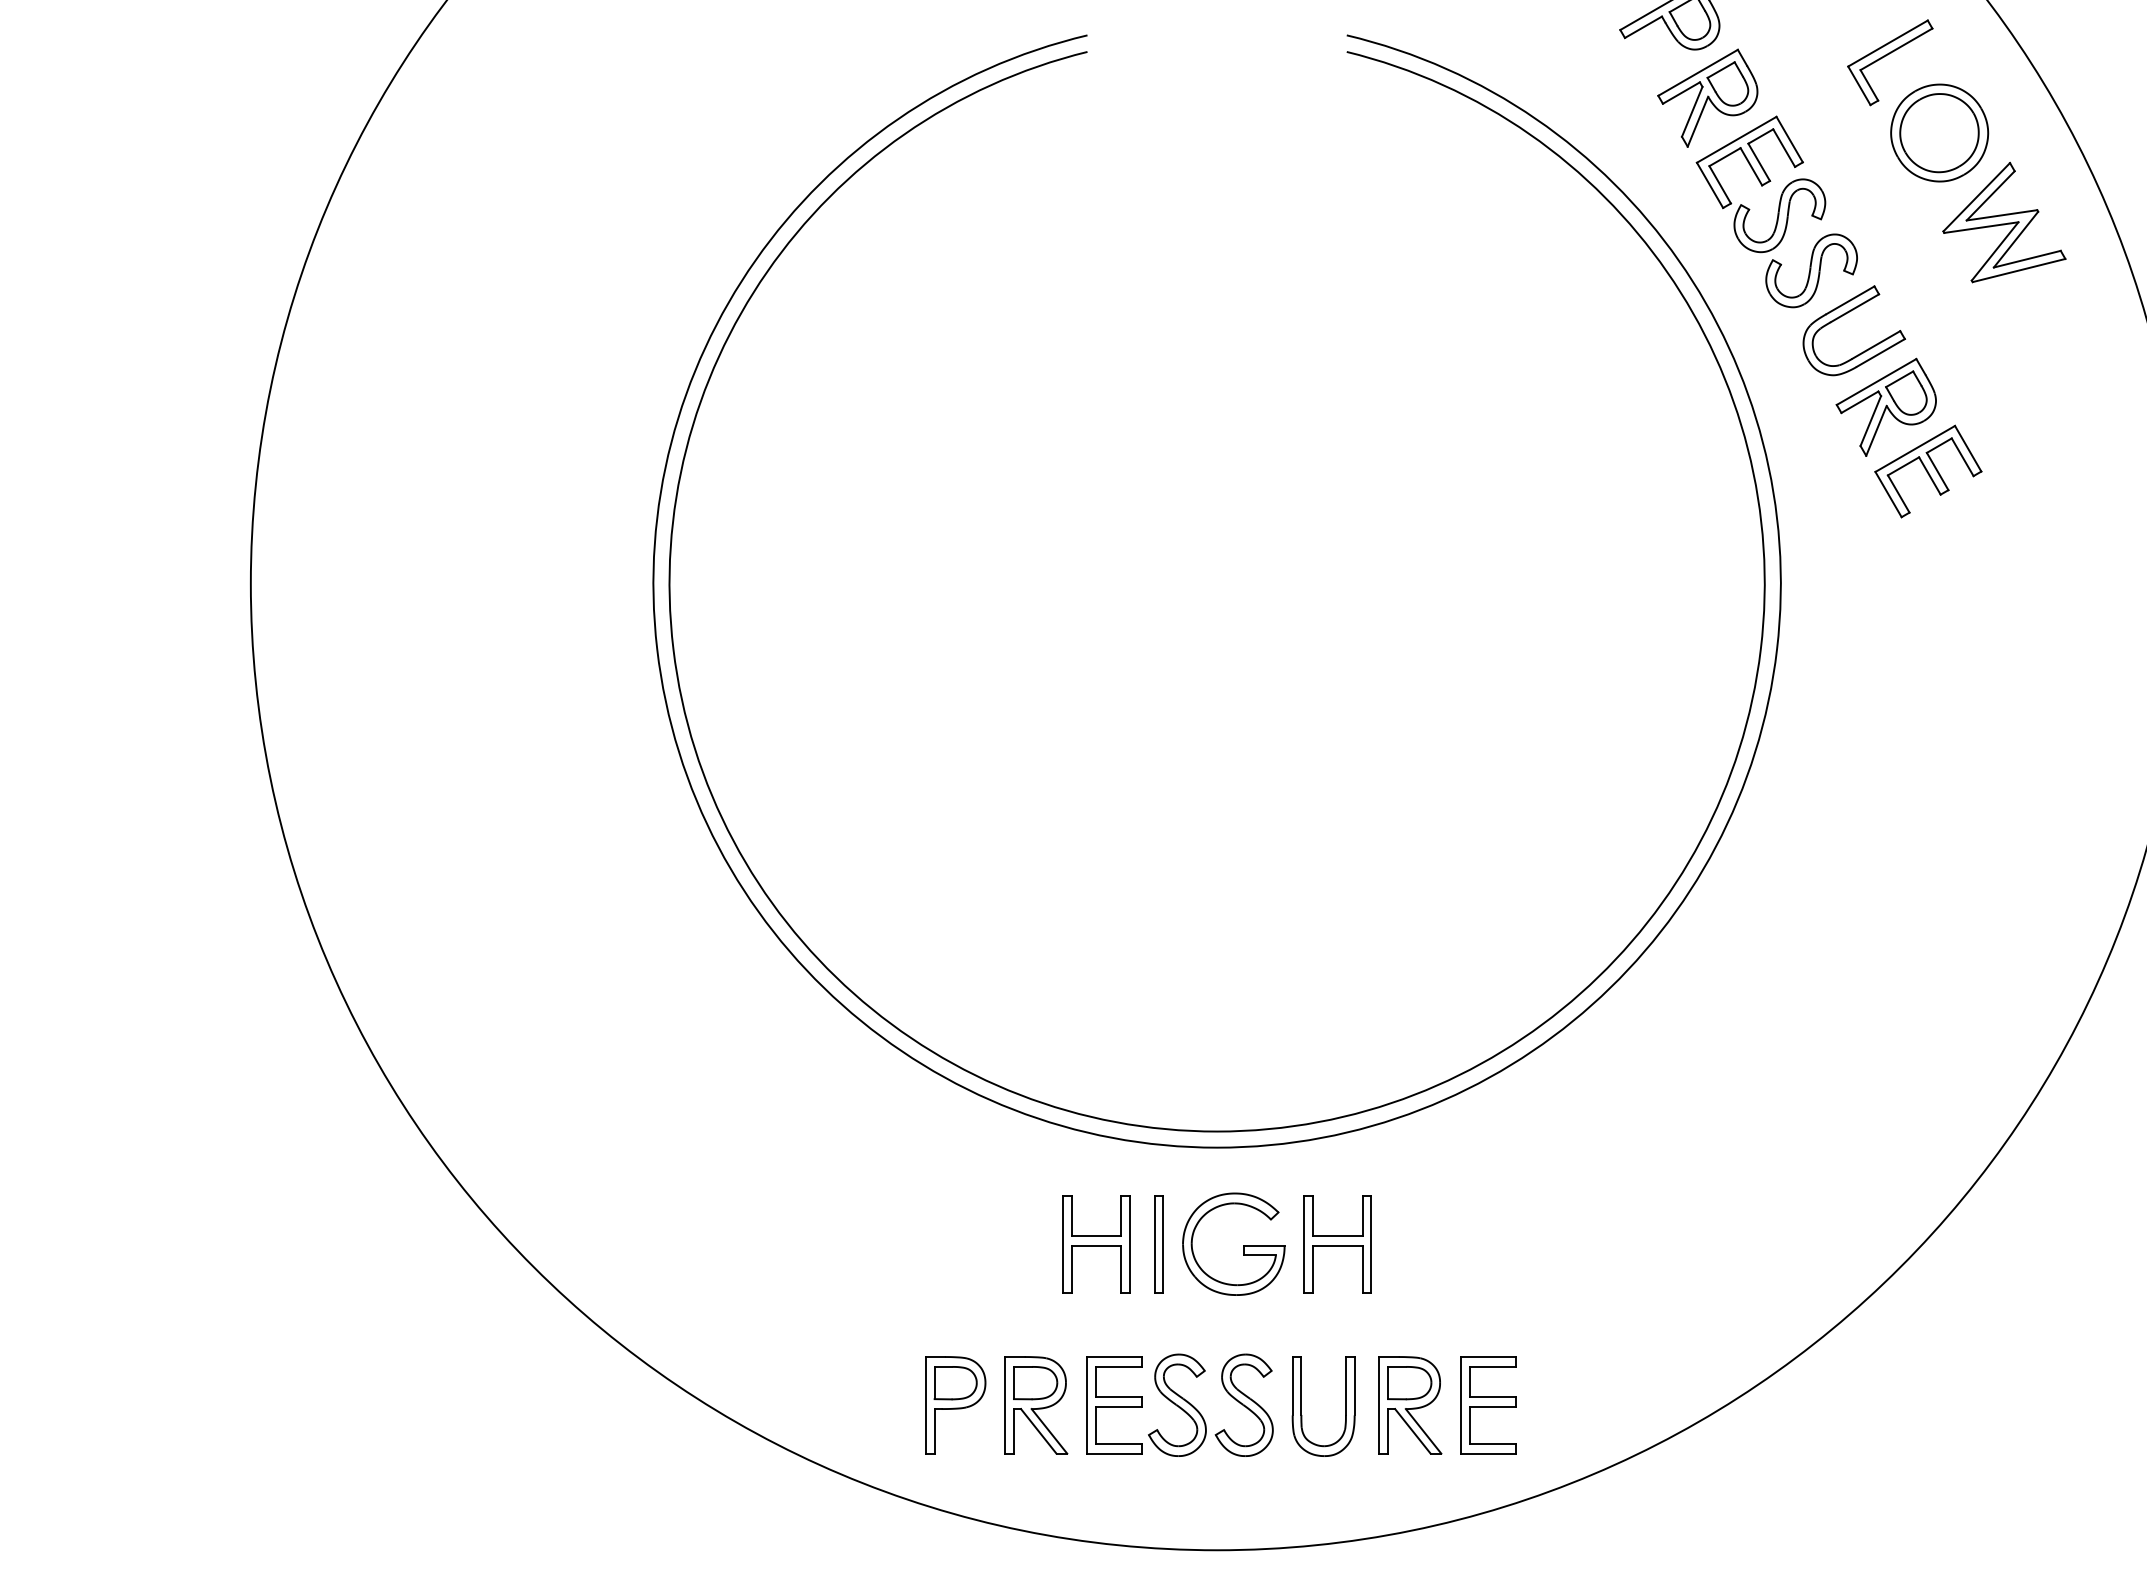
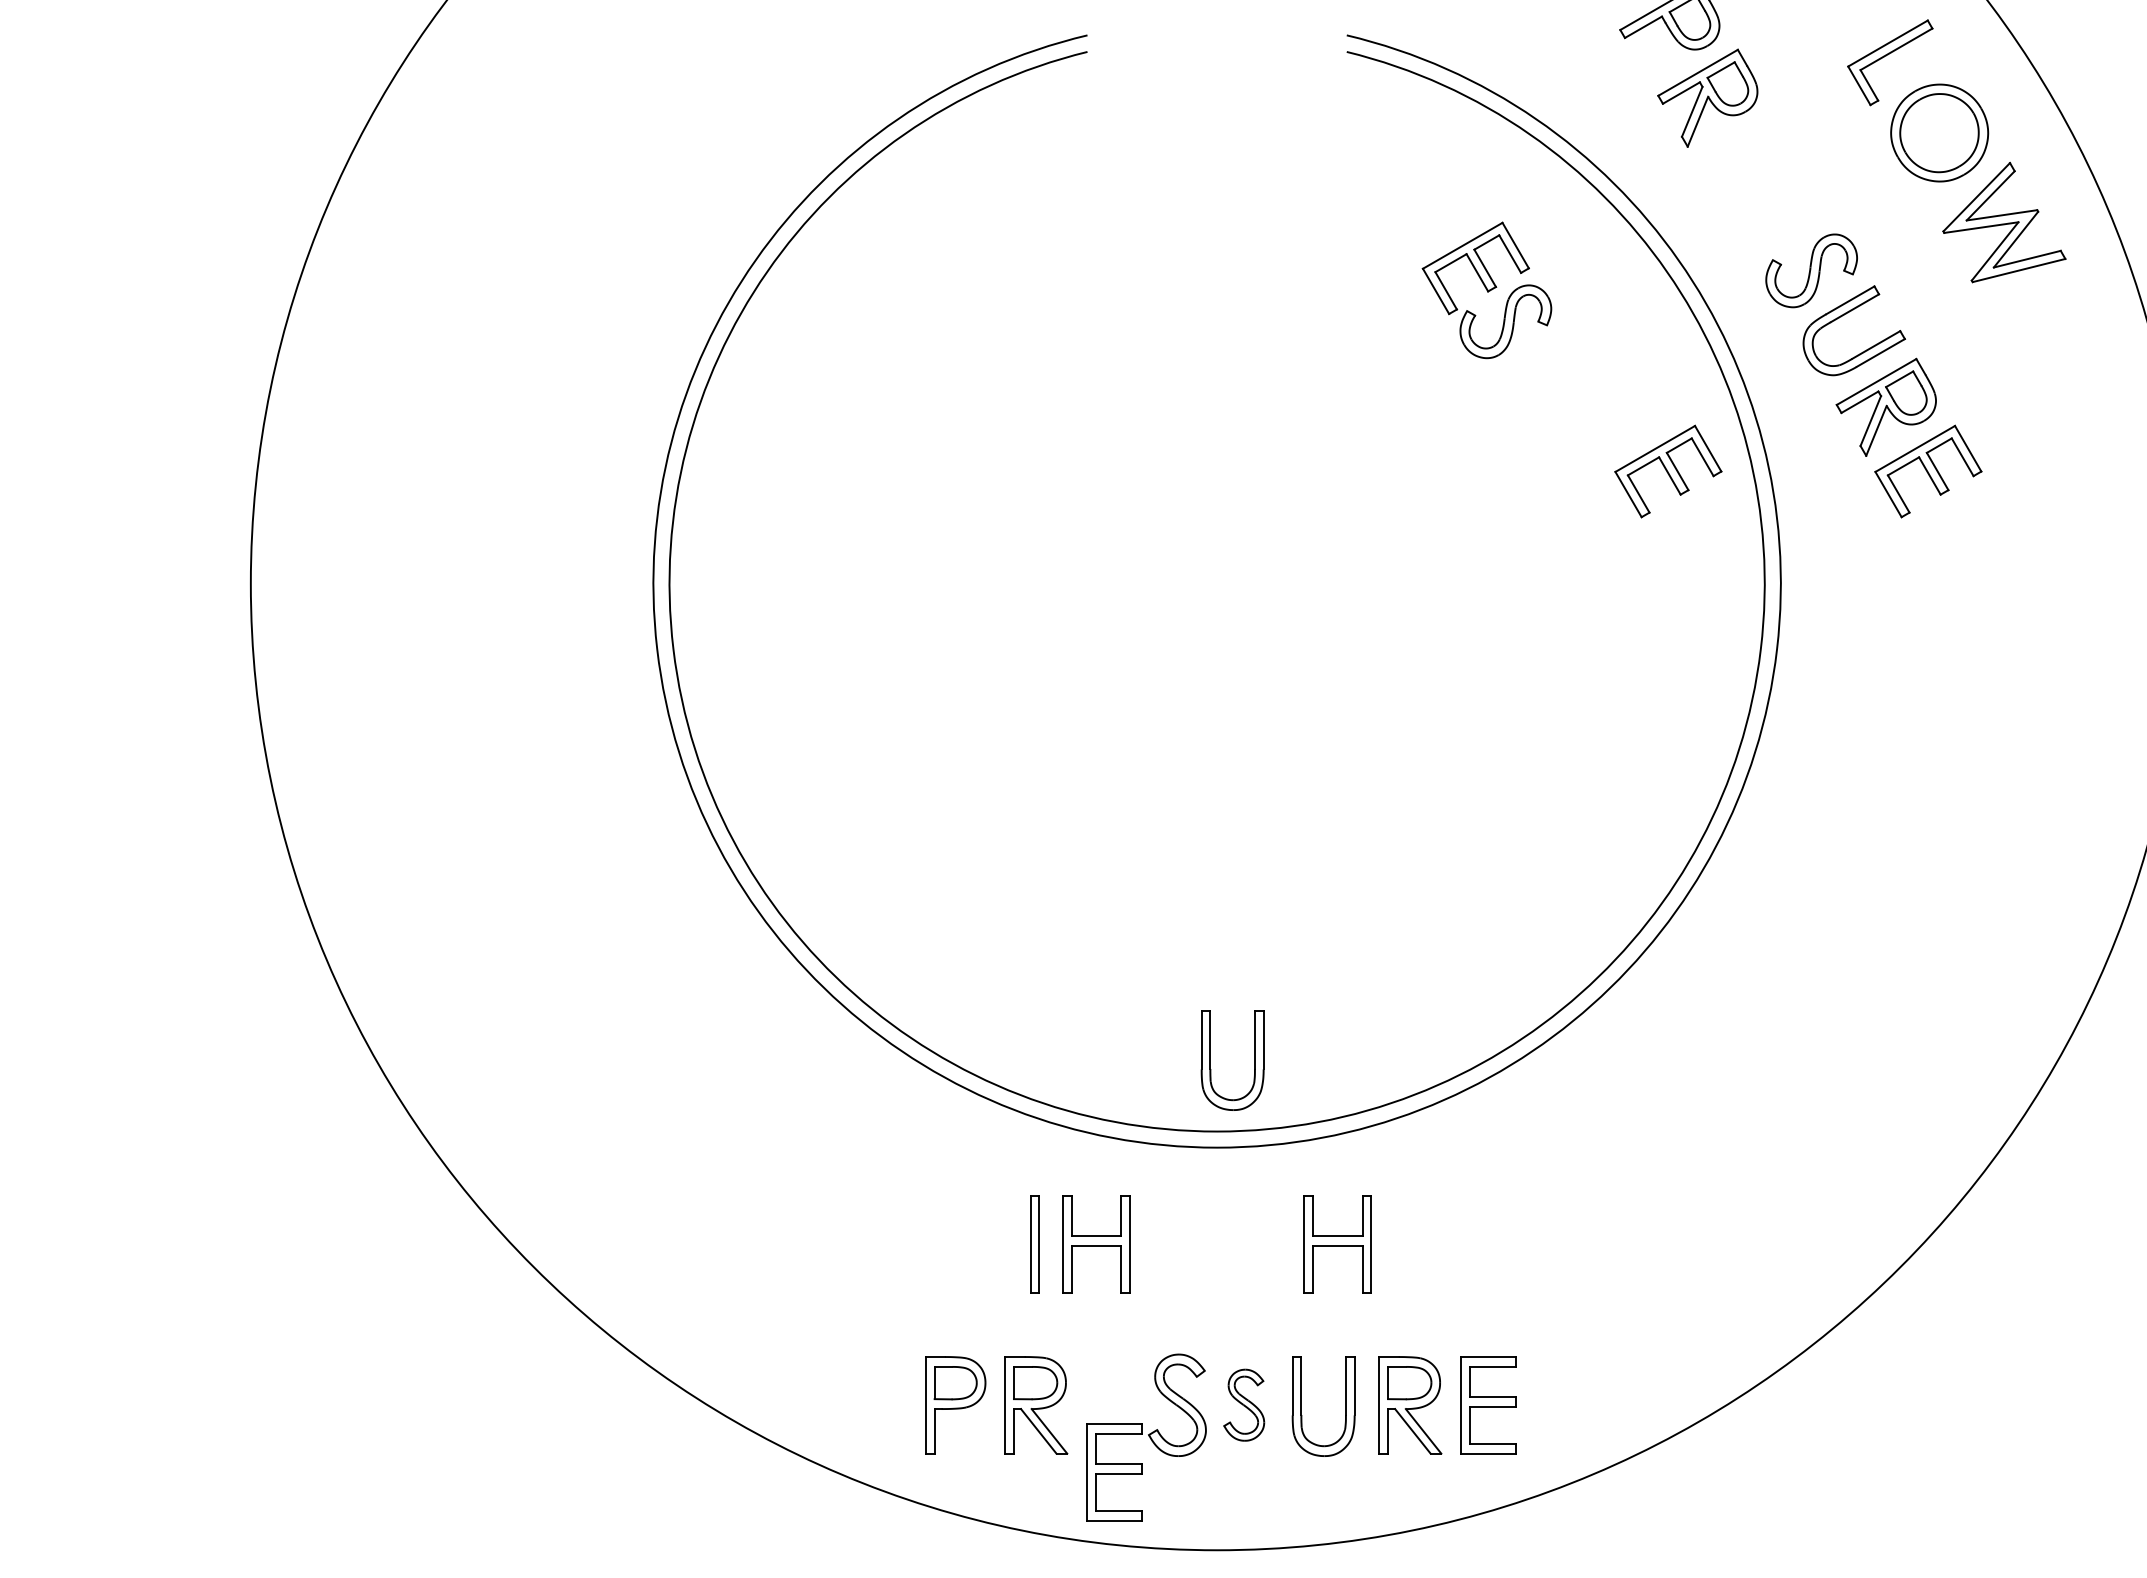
part position: (1760, 184) -> (1486, 290) (1486, 290)
part: none -> present (1668, 471)
part: none -> present (1210, 1060)
part position: (1158, 1244) -> (1034, 1244) (1034, 1244)
part: present -> none (1243, 1245)
part size: 60x104 px -> 43x74 px (1244, 1404)
part position: (1114, 1405) -> (1114, 1472) (1114, 1472)
